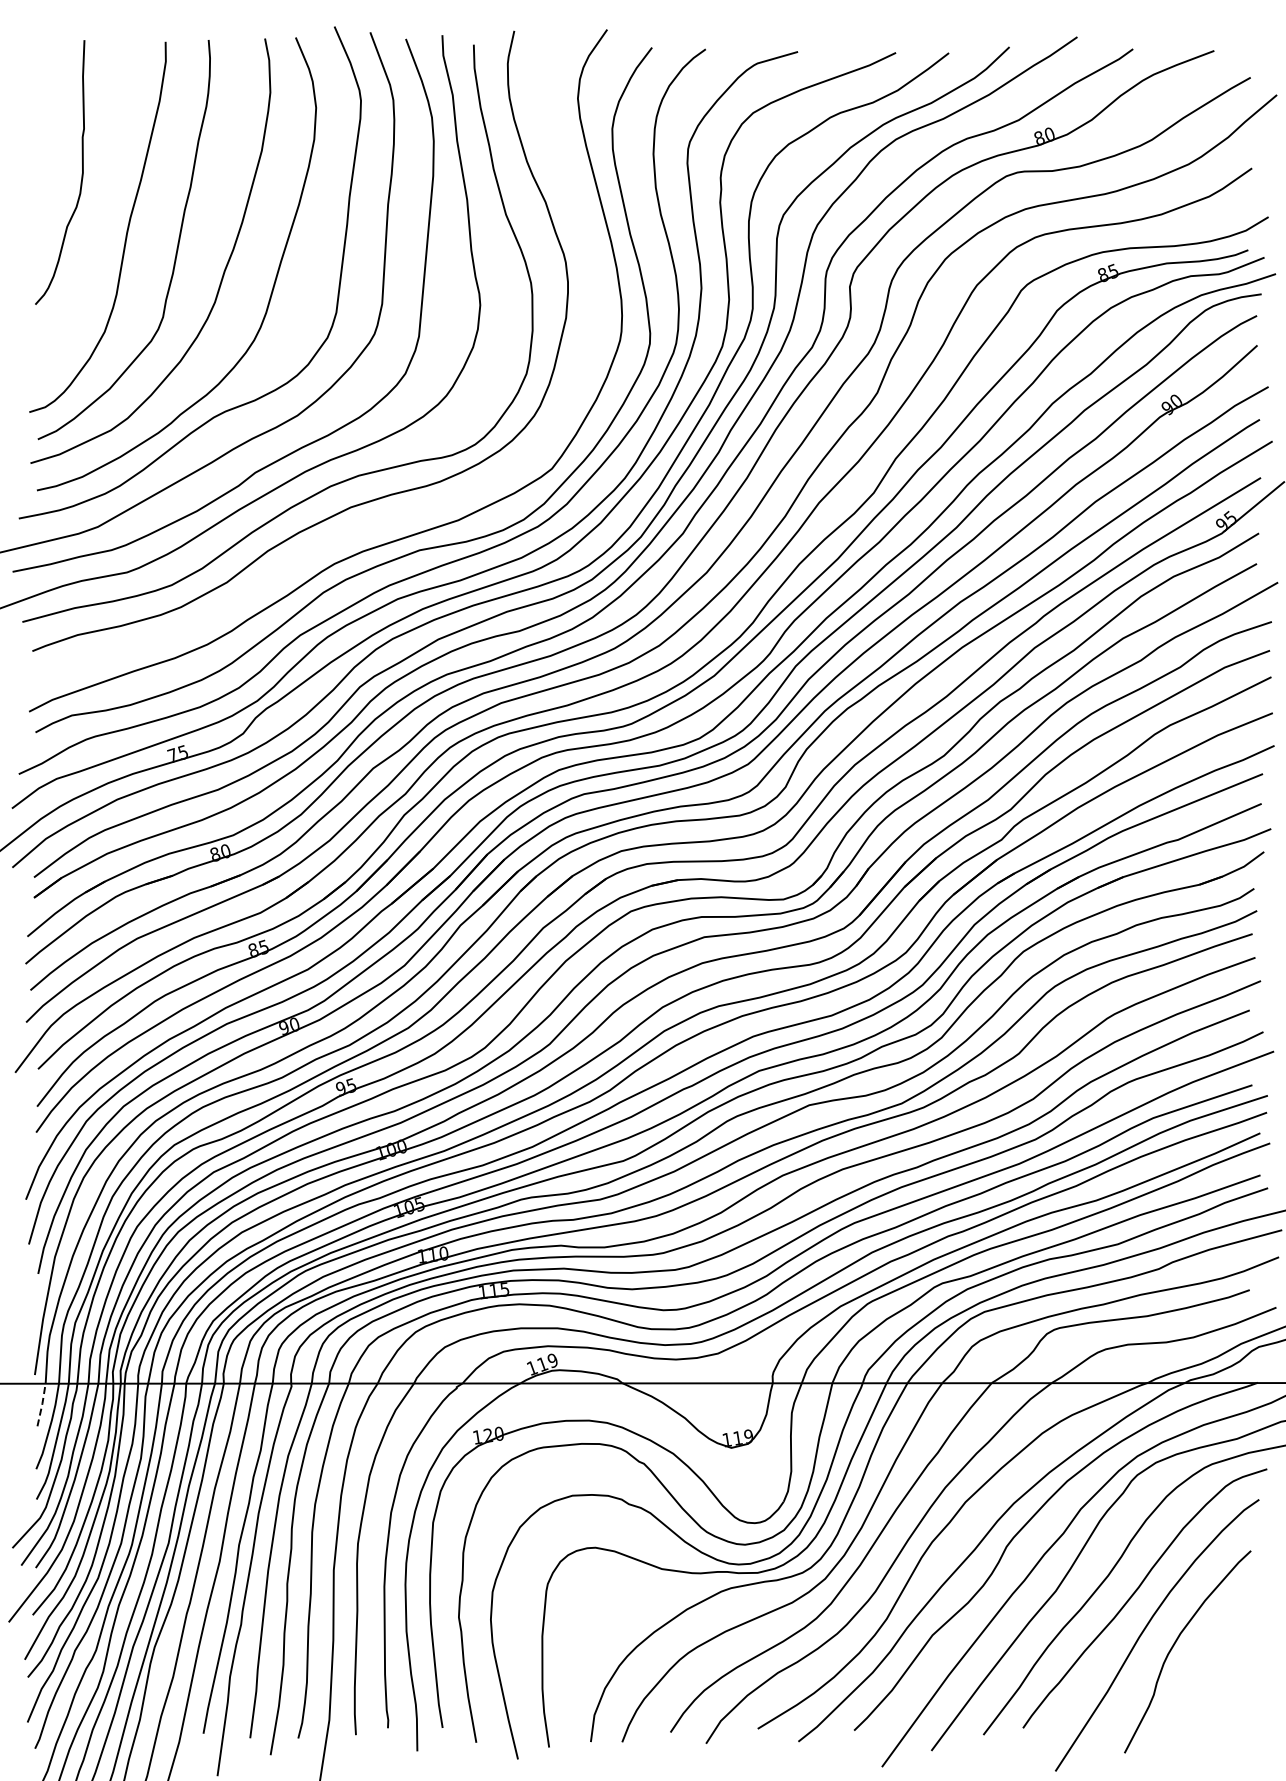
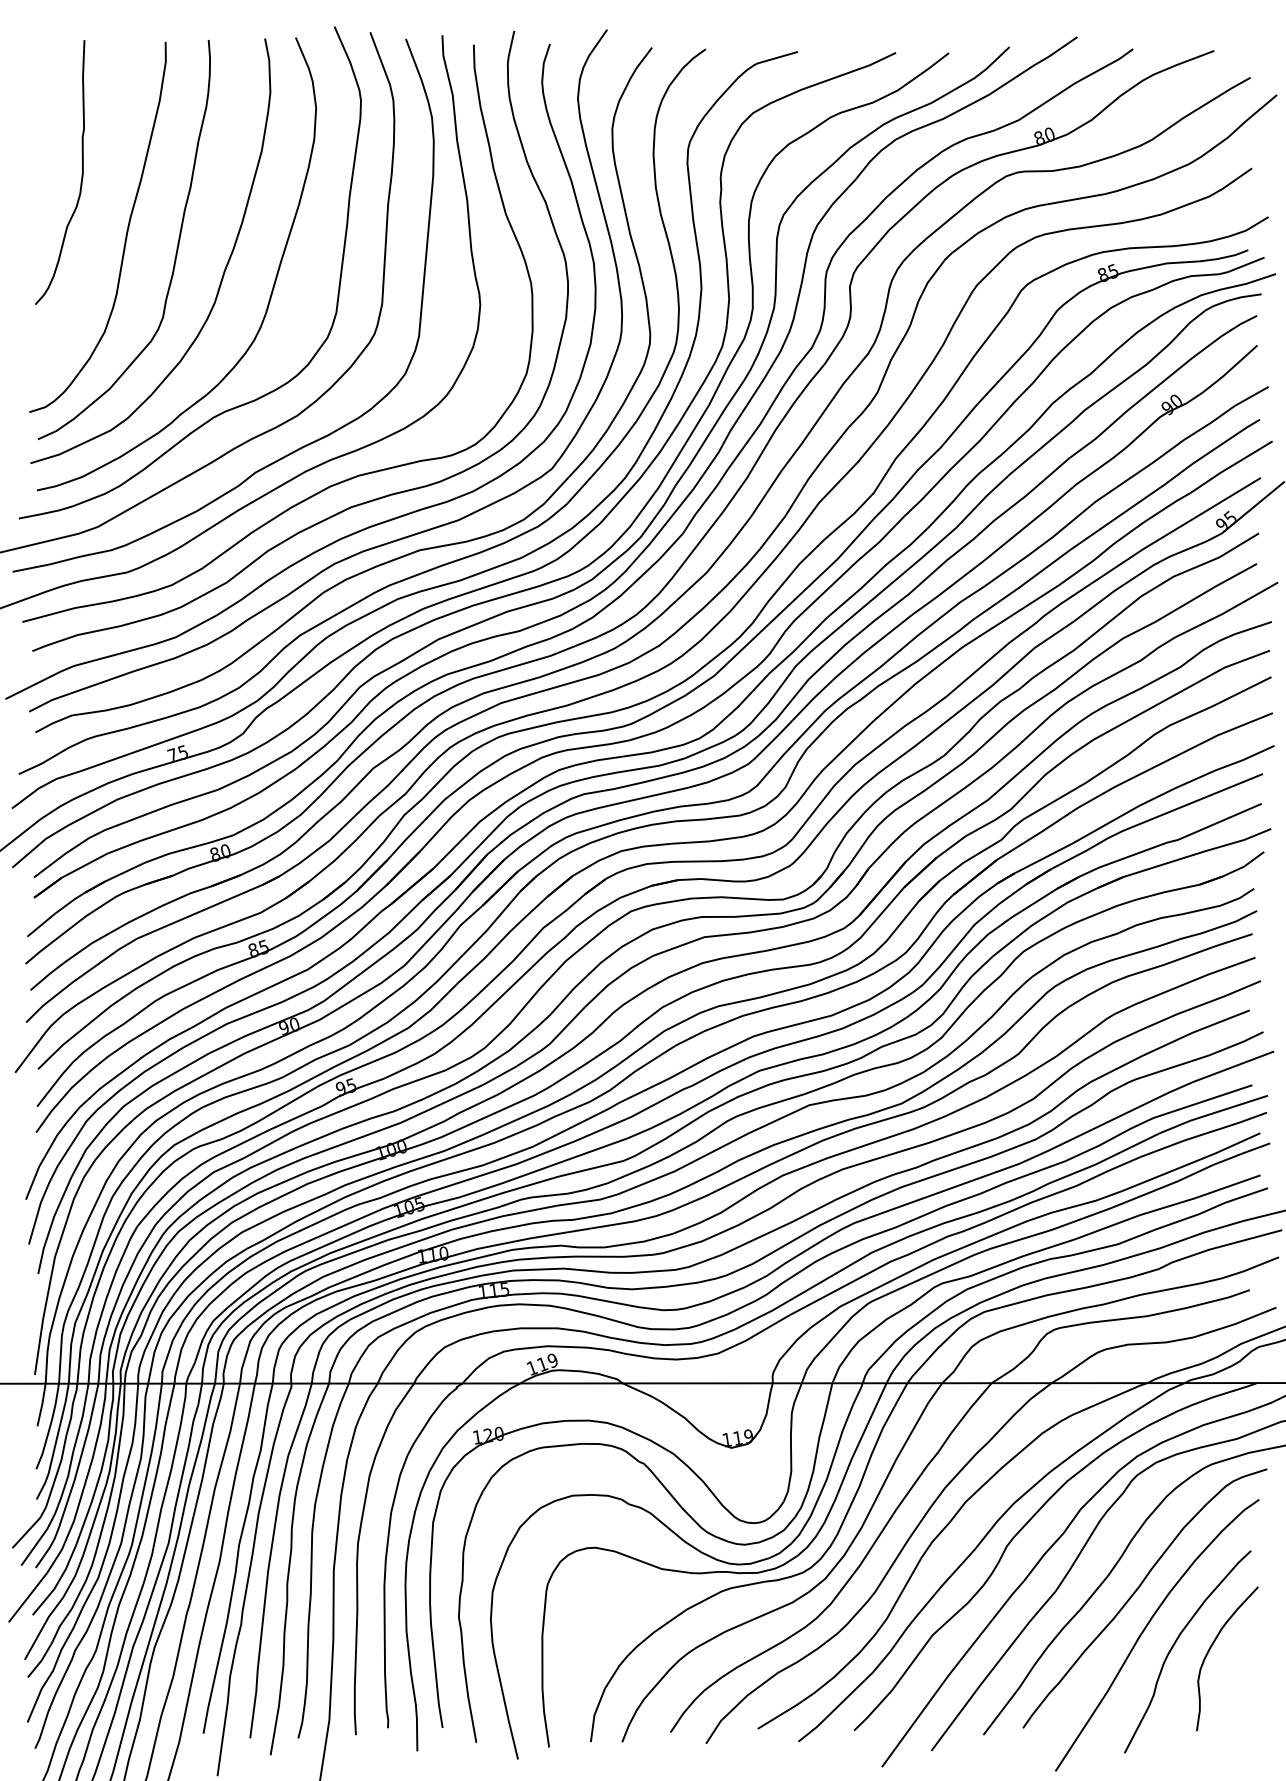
curve: none -> present (365, 527)
line: dashed -> solid (42, 1403)
curve: none -> present (1212, 1646)
